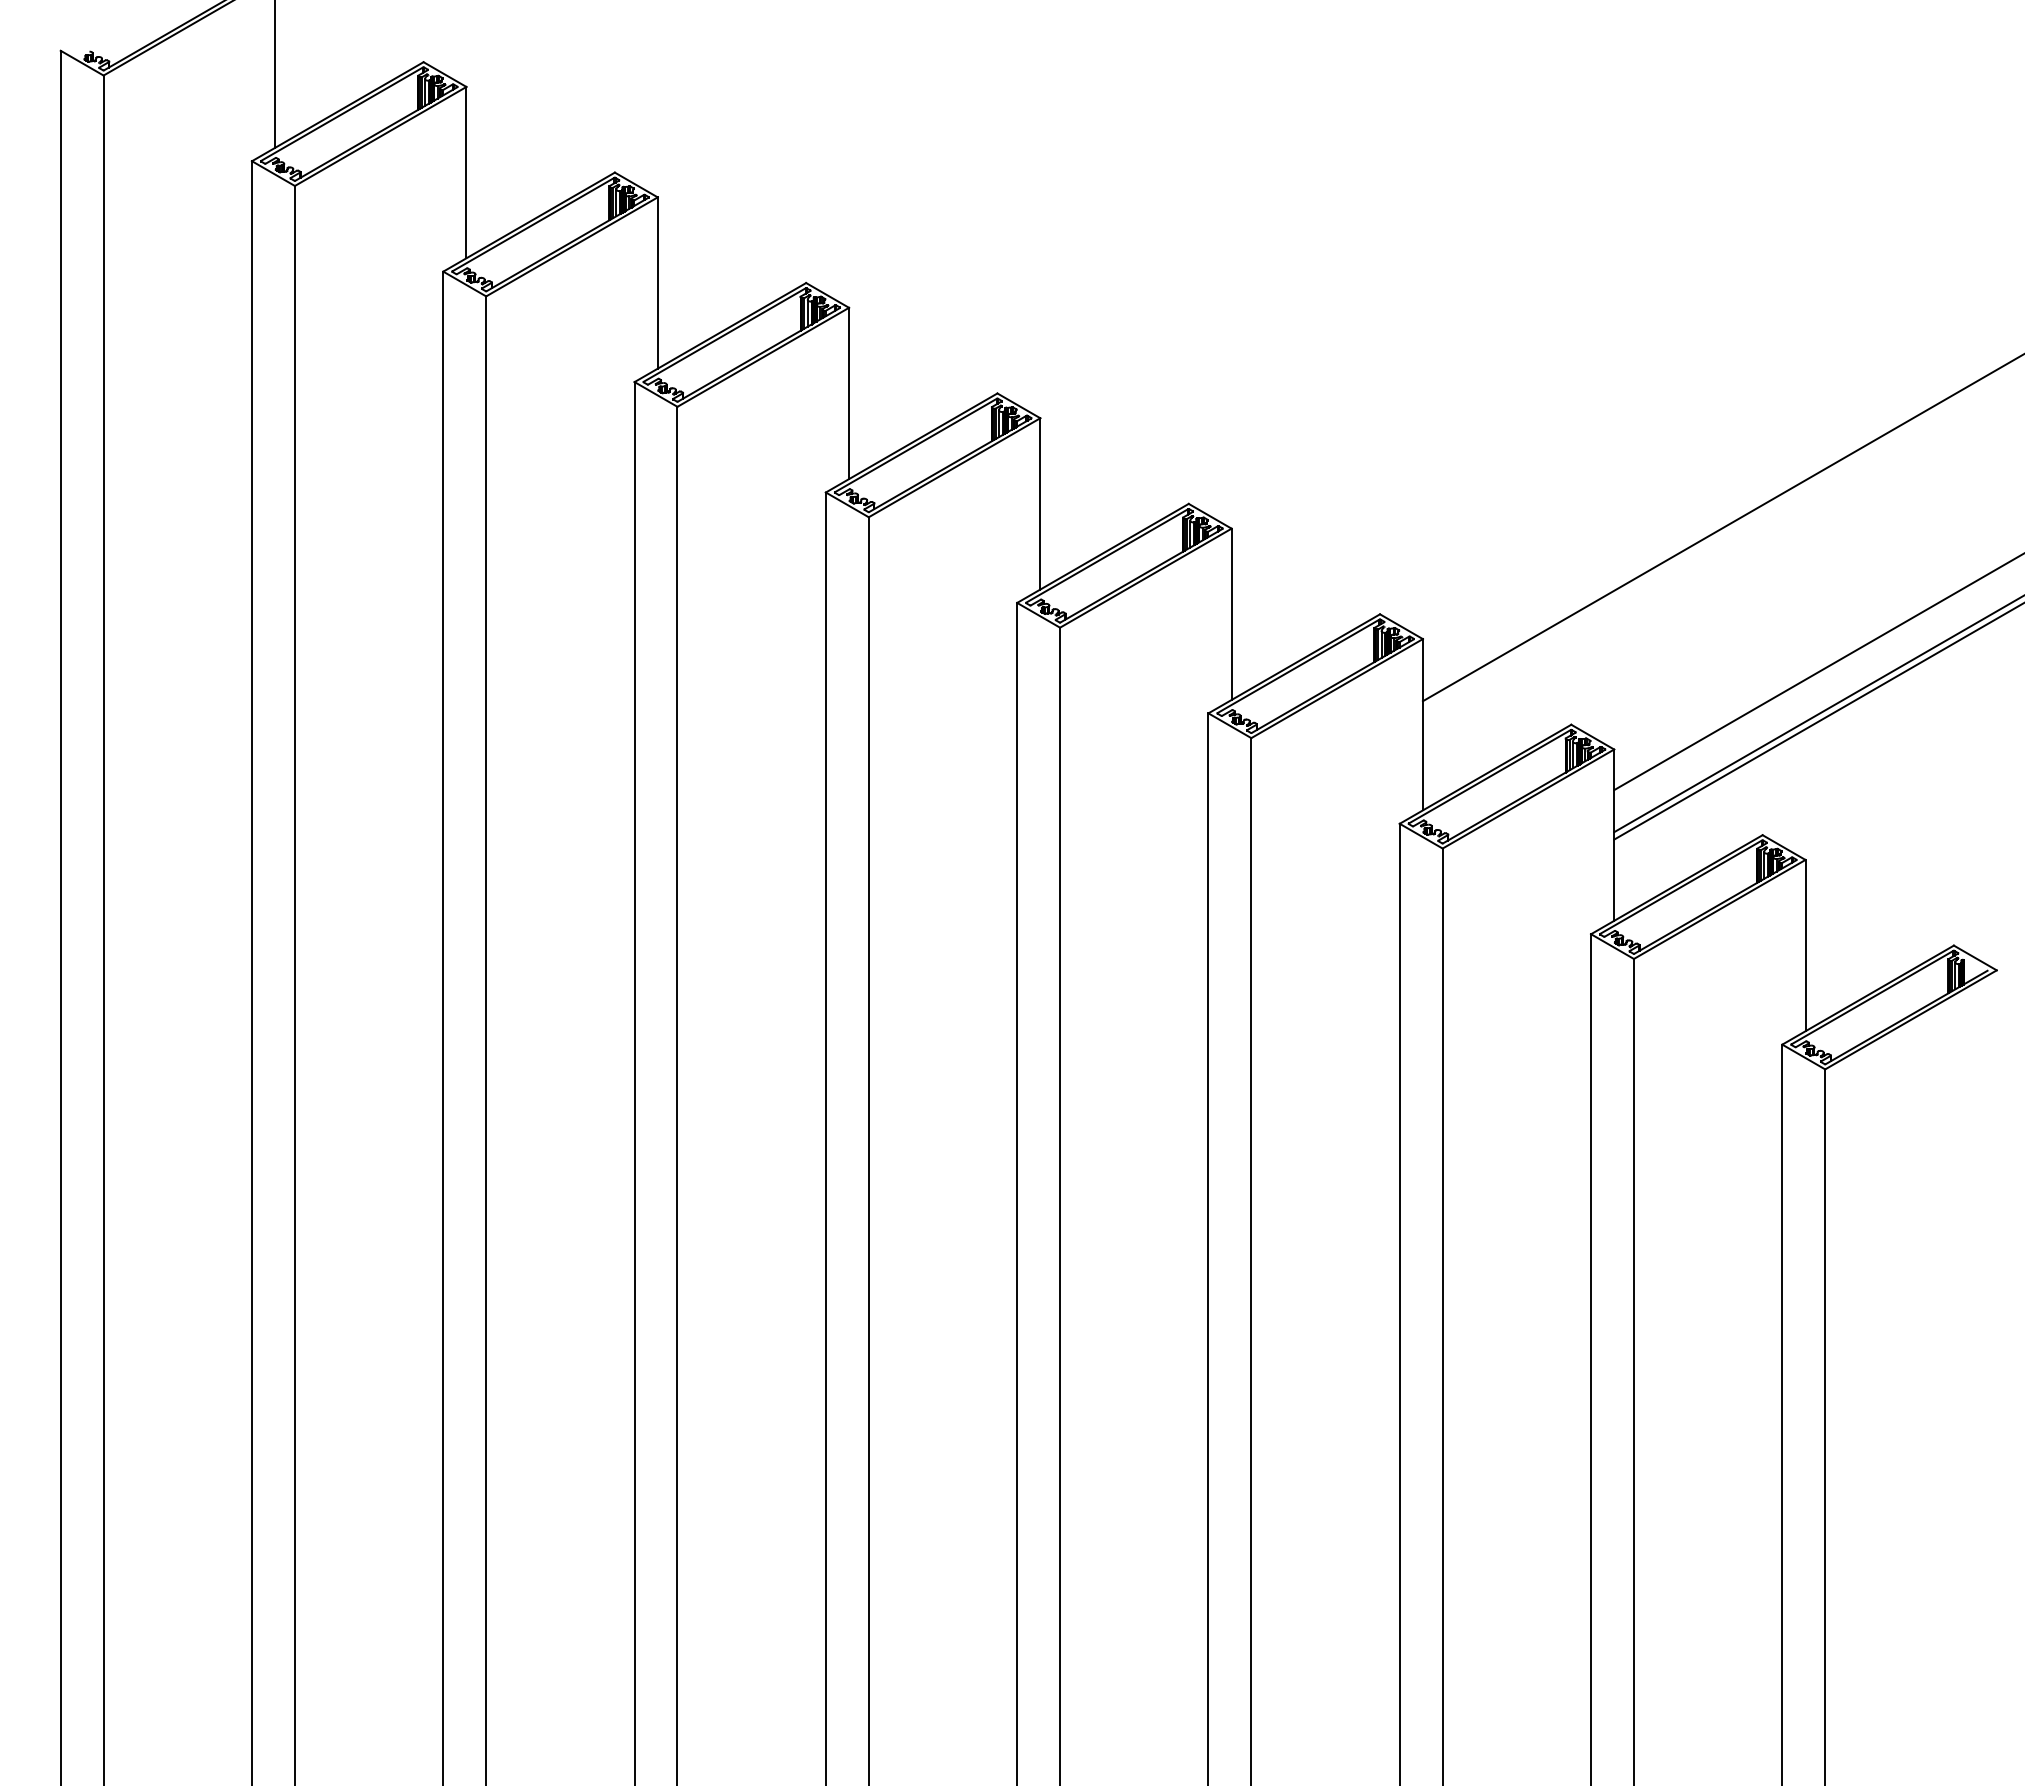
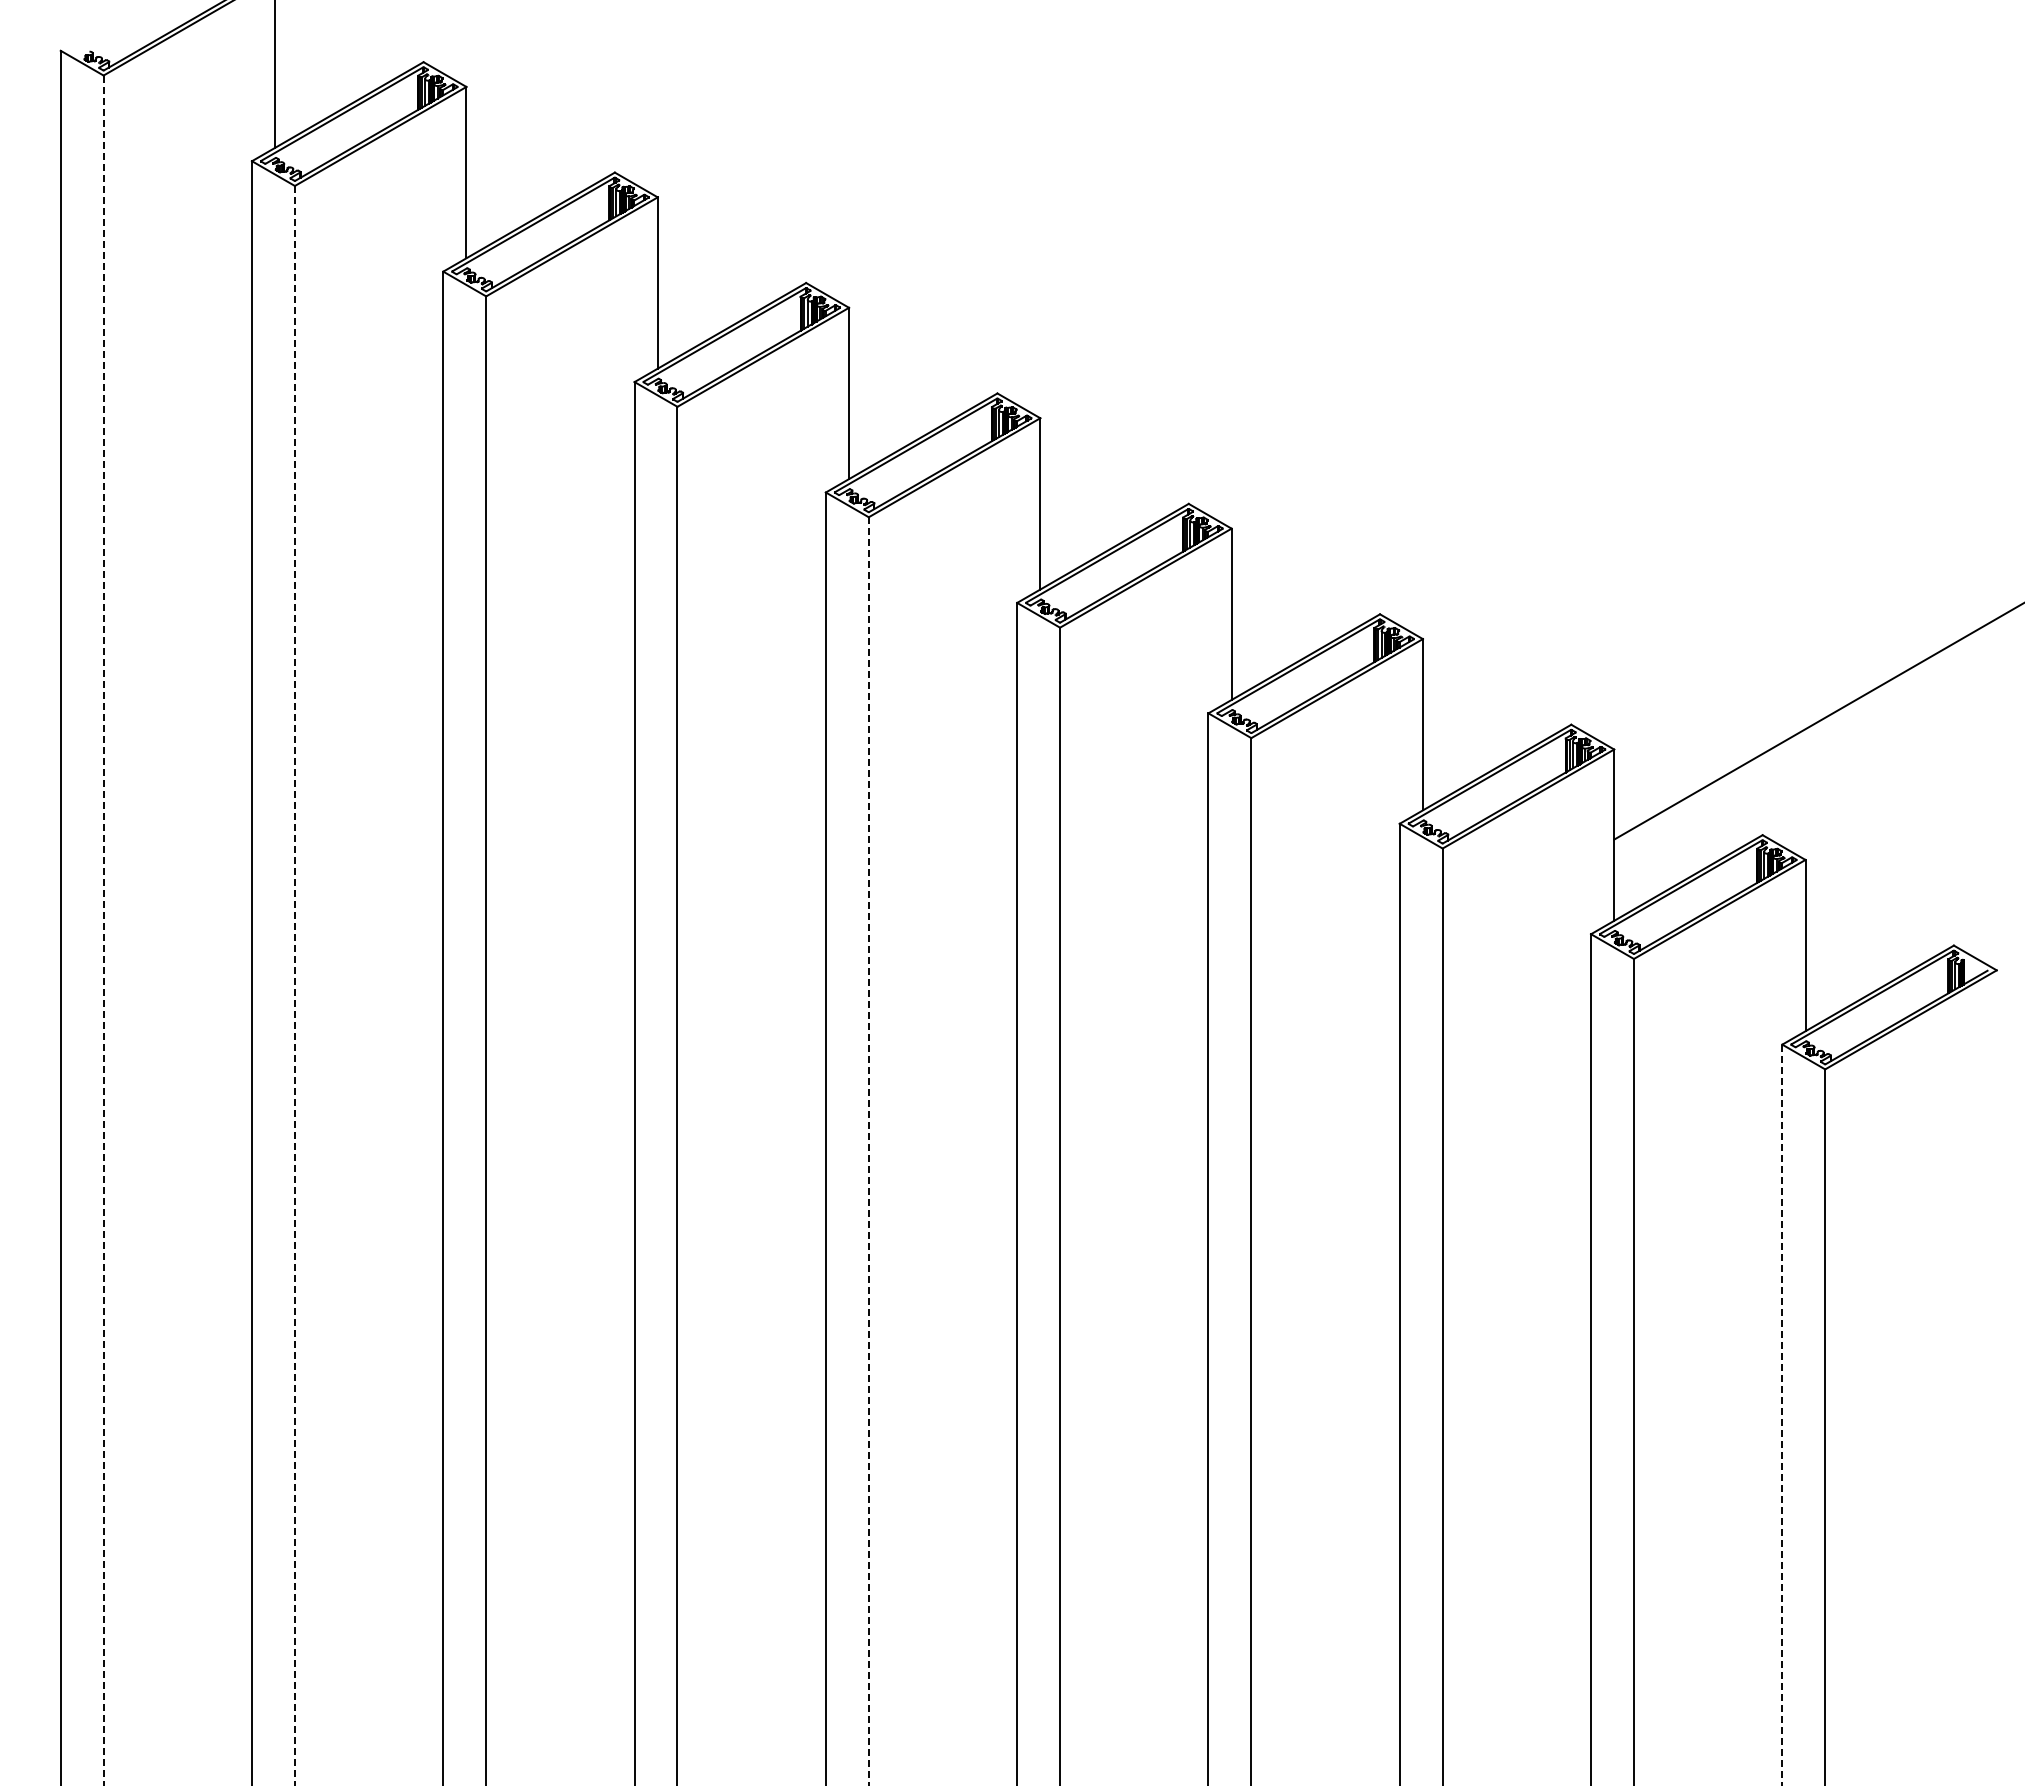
line: present -> none (1721, 528)
line: present -> none (1817, 672)
line: present -> none (1817, 714)
line: solid -> dashed (103, 930)
line: solid -> dashed (294, 985)
line: solid -> dashed (868, 1152)
line: solid -> dashed (1782, 1415)
